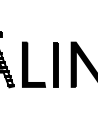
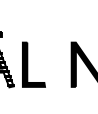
part: present -> none (55, 64)
